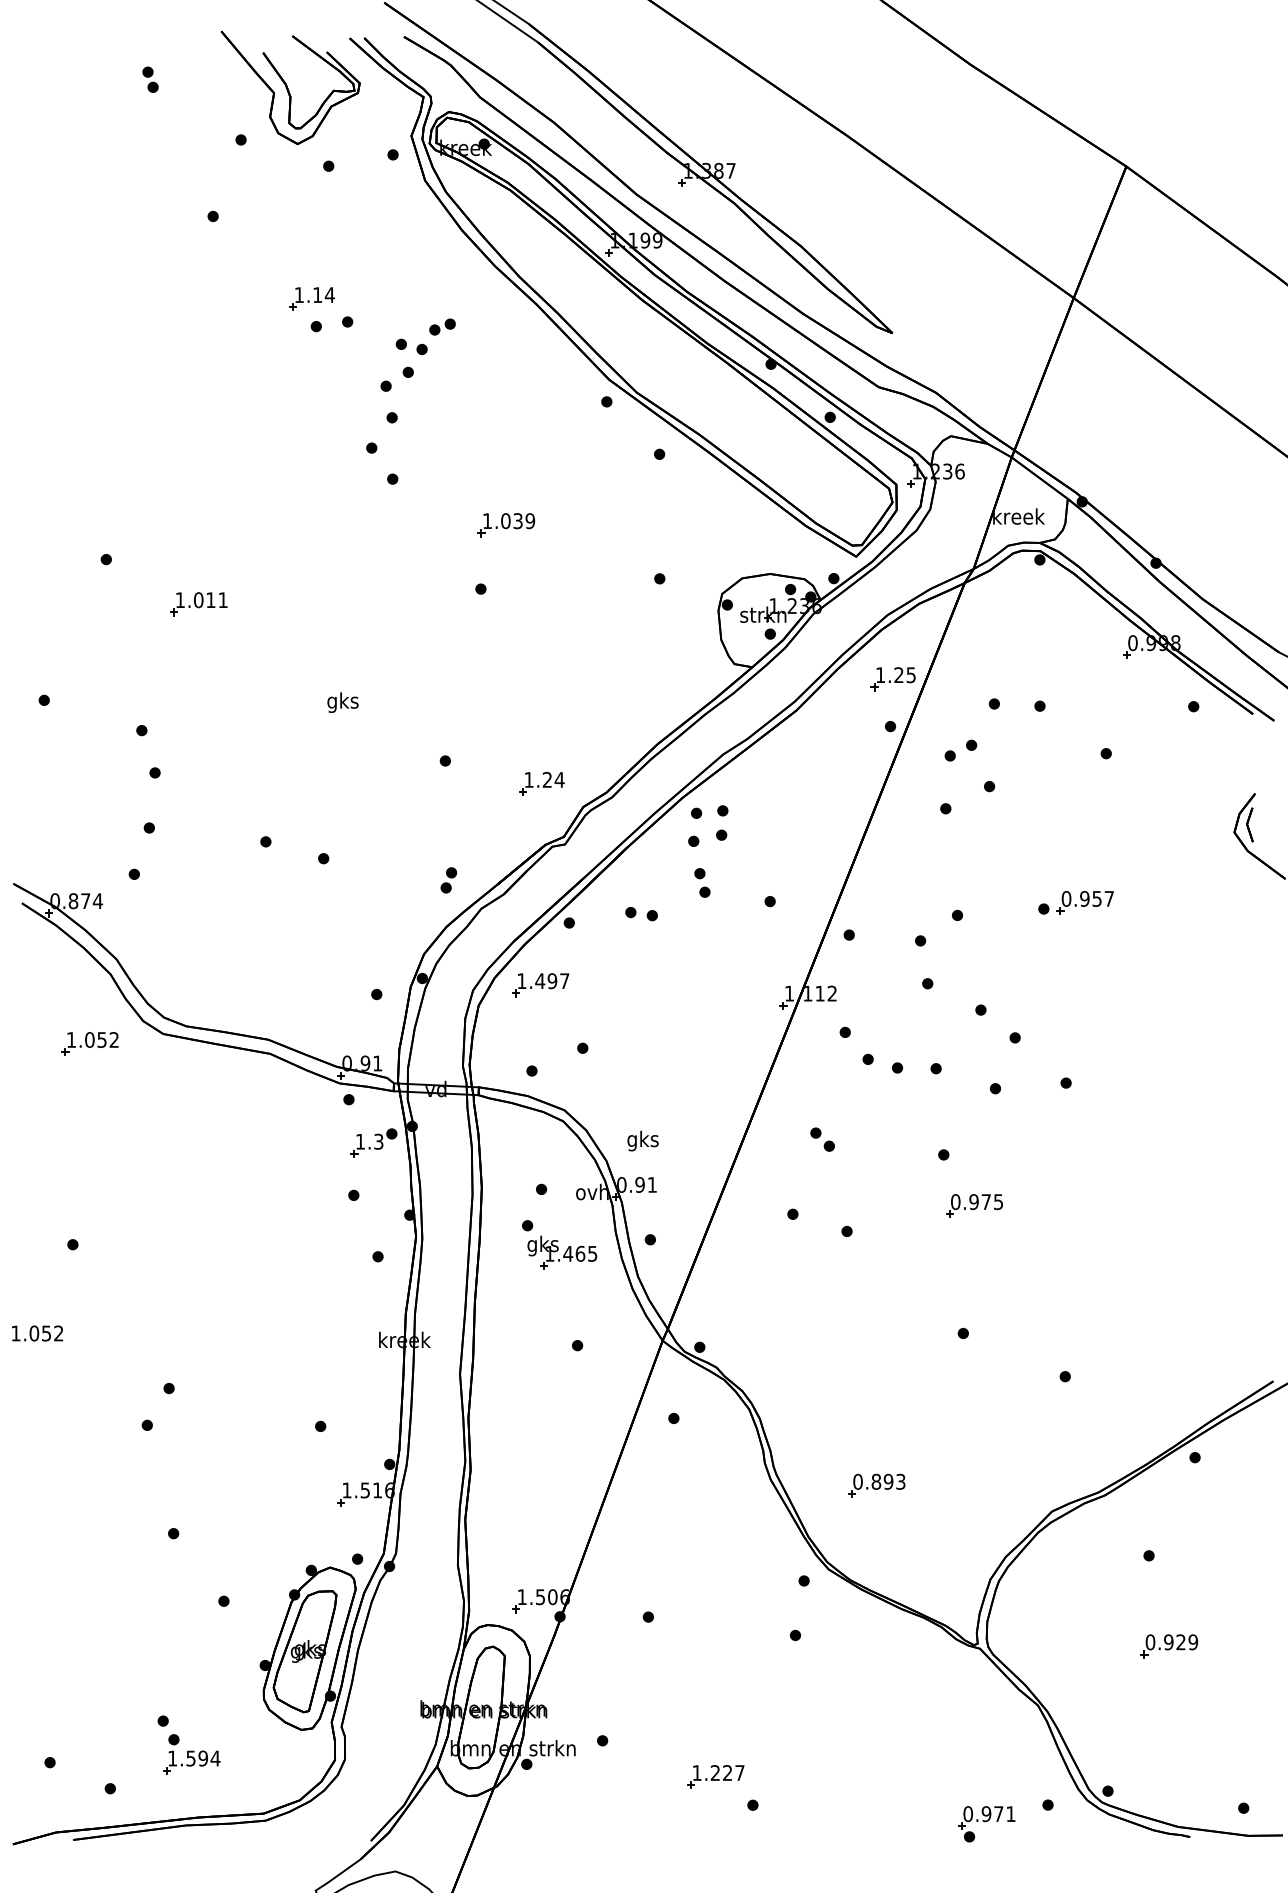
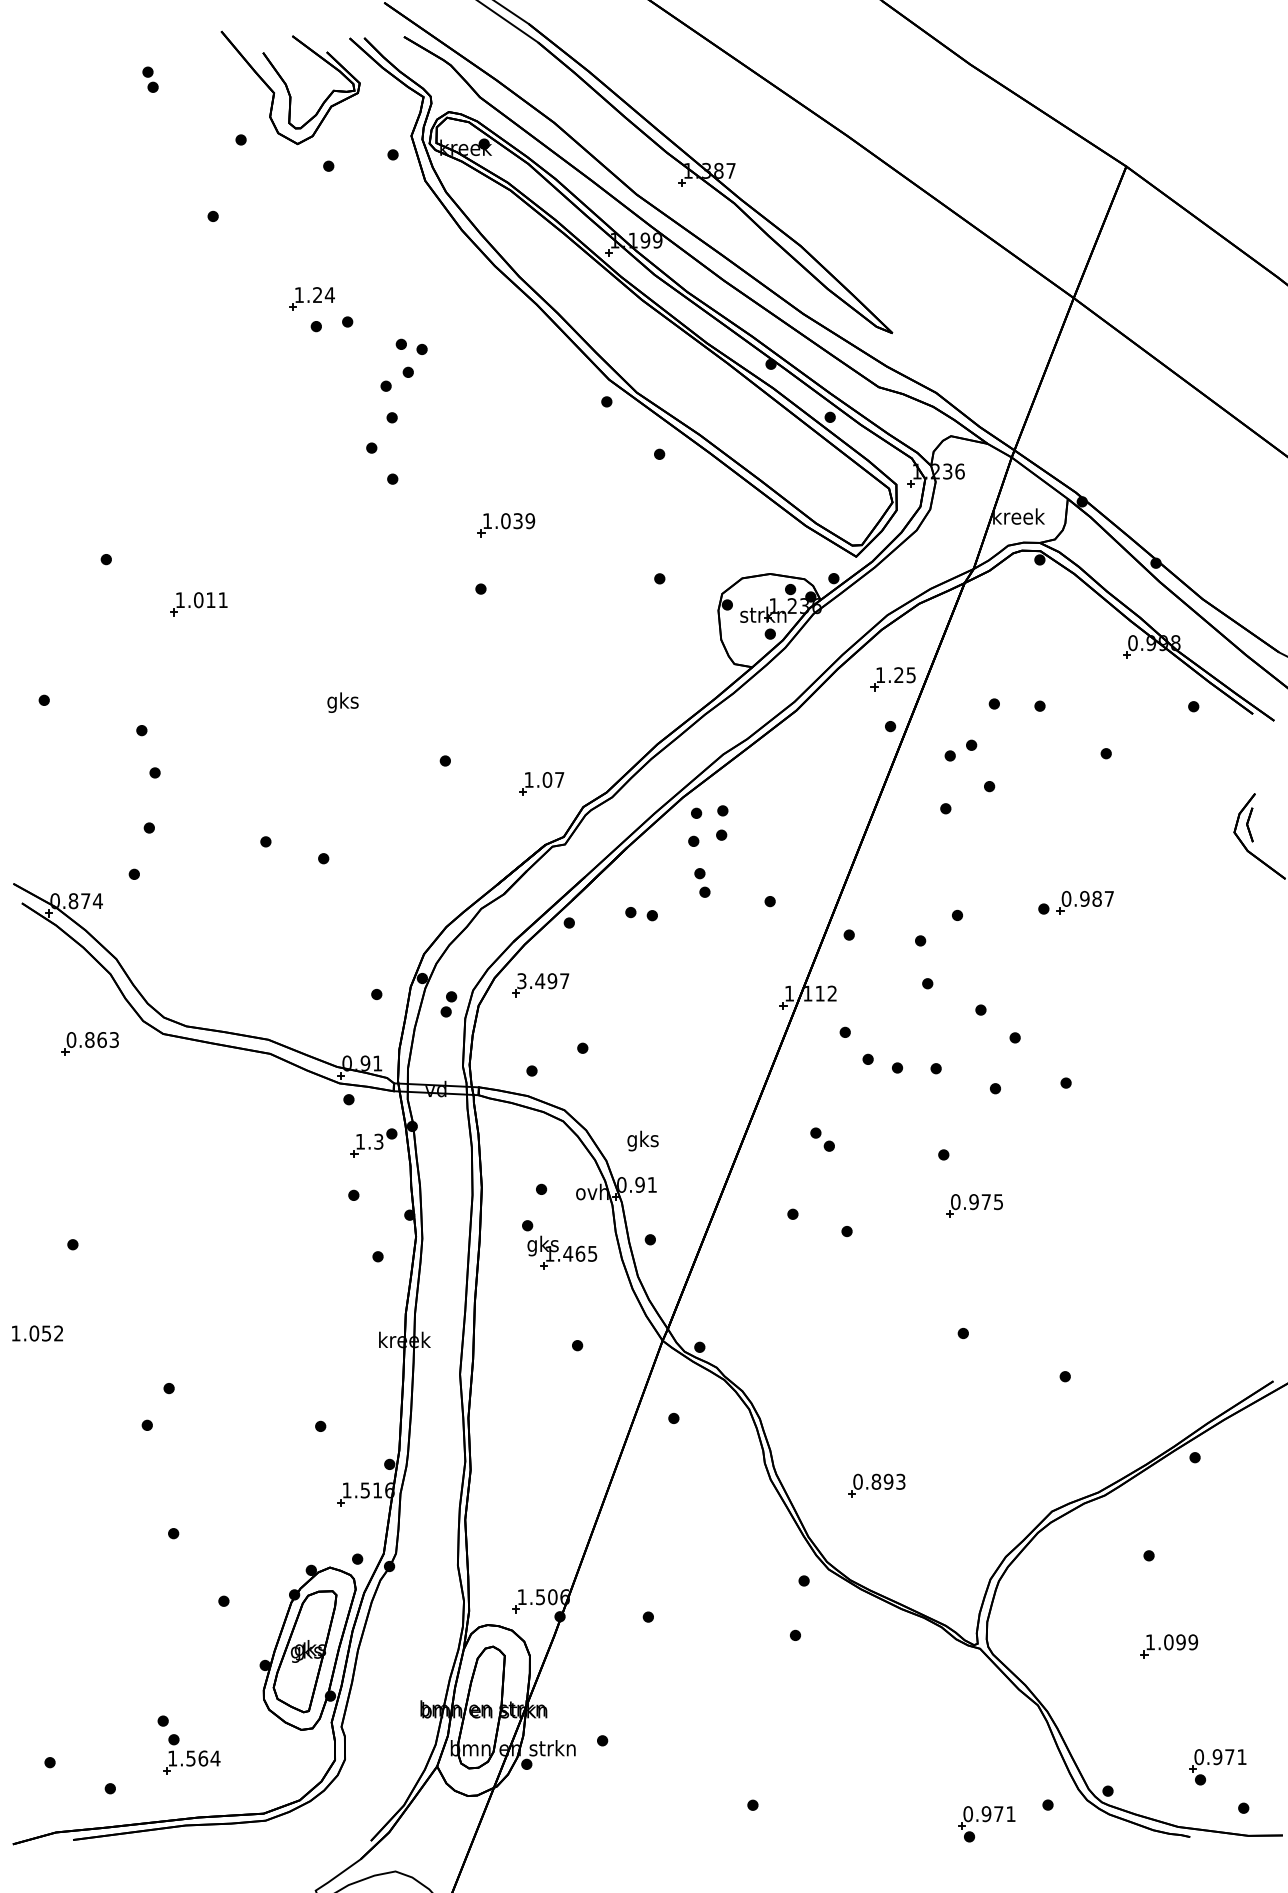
text: 1.14 -> 1.24 (317, 294)
part: present -> none (442, 326)
text: 1.24 -> 1.07 (553, 779)
part position: (448, 880) -> (448, 1004) (448, 1004)
text: 0.957 -> 0.987 (1096, 898)
text: 1.497 -> 3.497 (521, 981)
text: 1.052 -> 0.863 (92, 1039)
text: 0.929 -> 1.099 (1165, 1642)
text: 1.594 -> 1.564 (203, 1758)
part: none -> present (1217, 1767)
part: present -> none (715, 1776)
